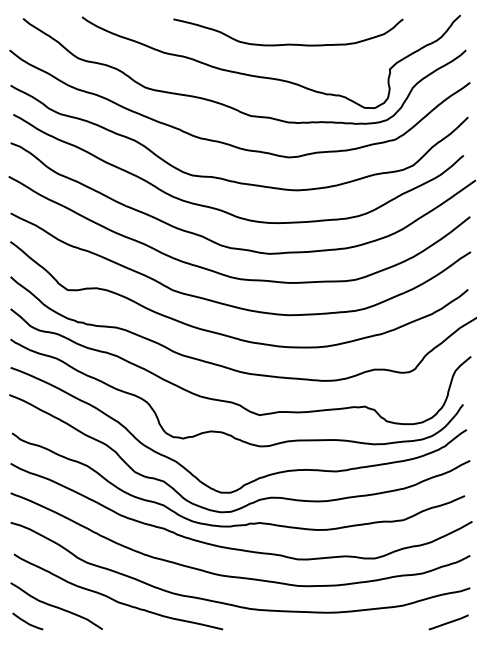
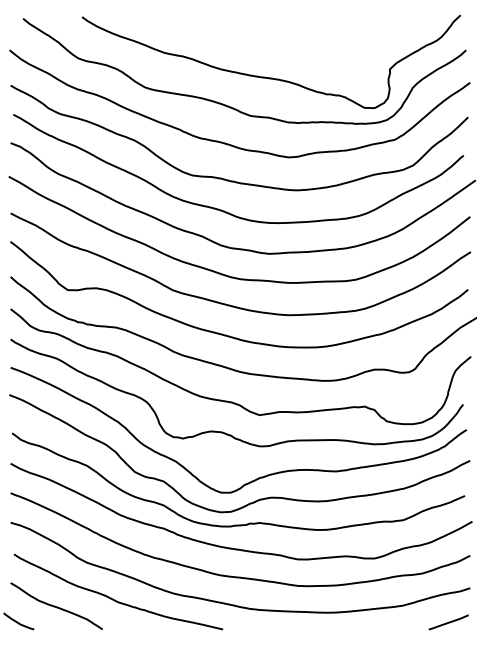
curve: present -> none (288, 43)
curve position: (26, 621) -> (17, 621) (17, 621)
